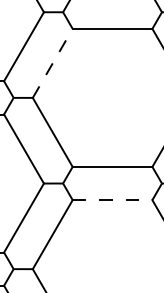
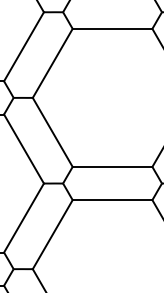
line: dashed -> solid (52, 63)
line: dashed -> solid (112, 200)
